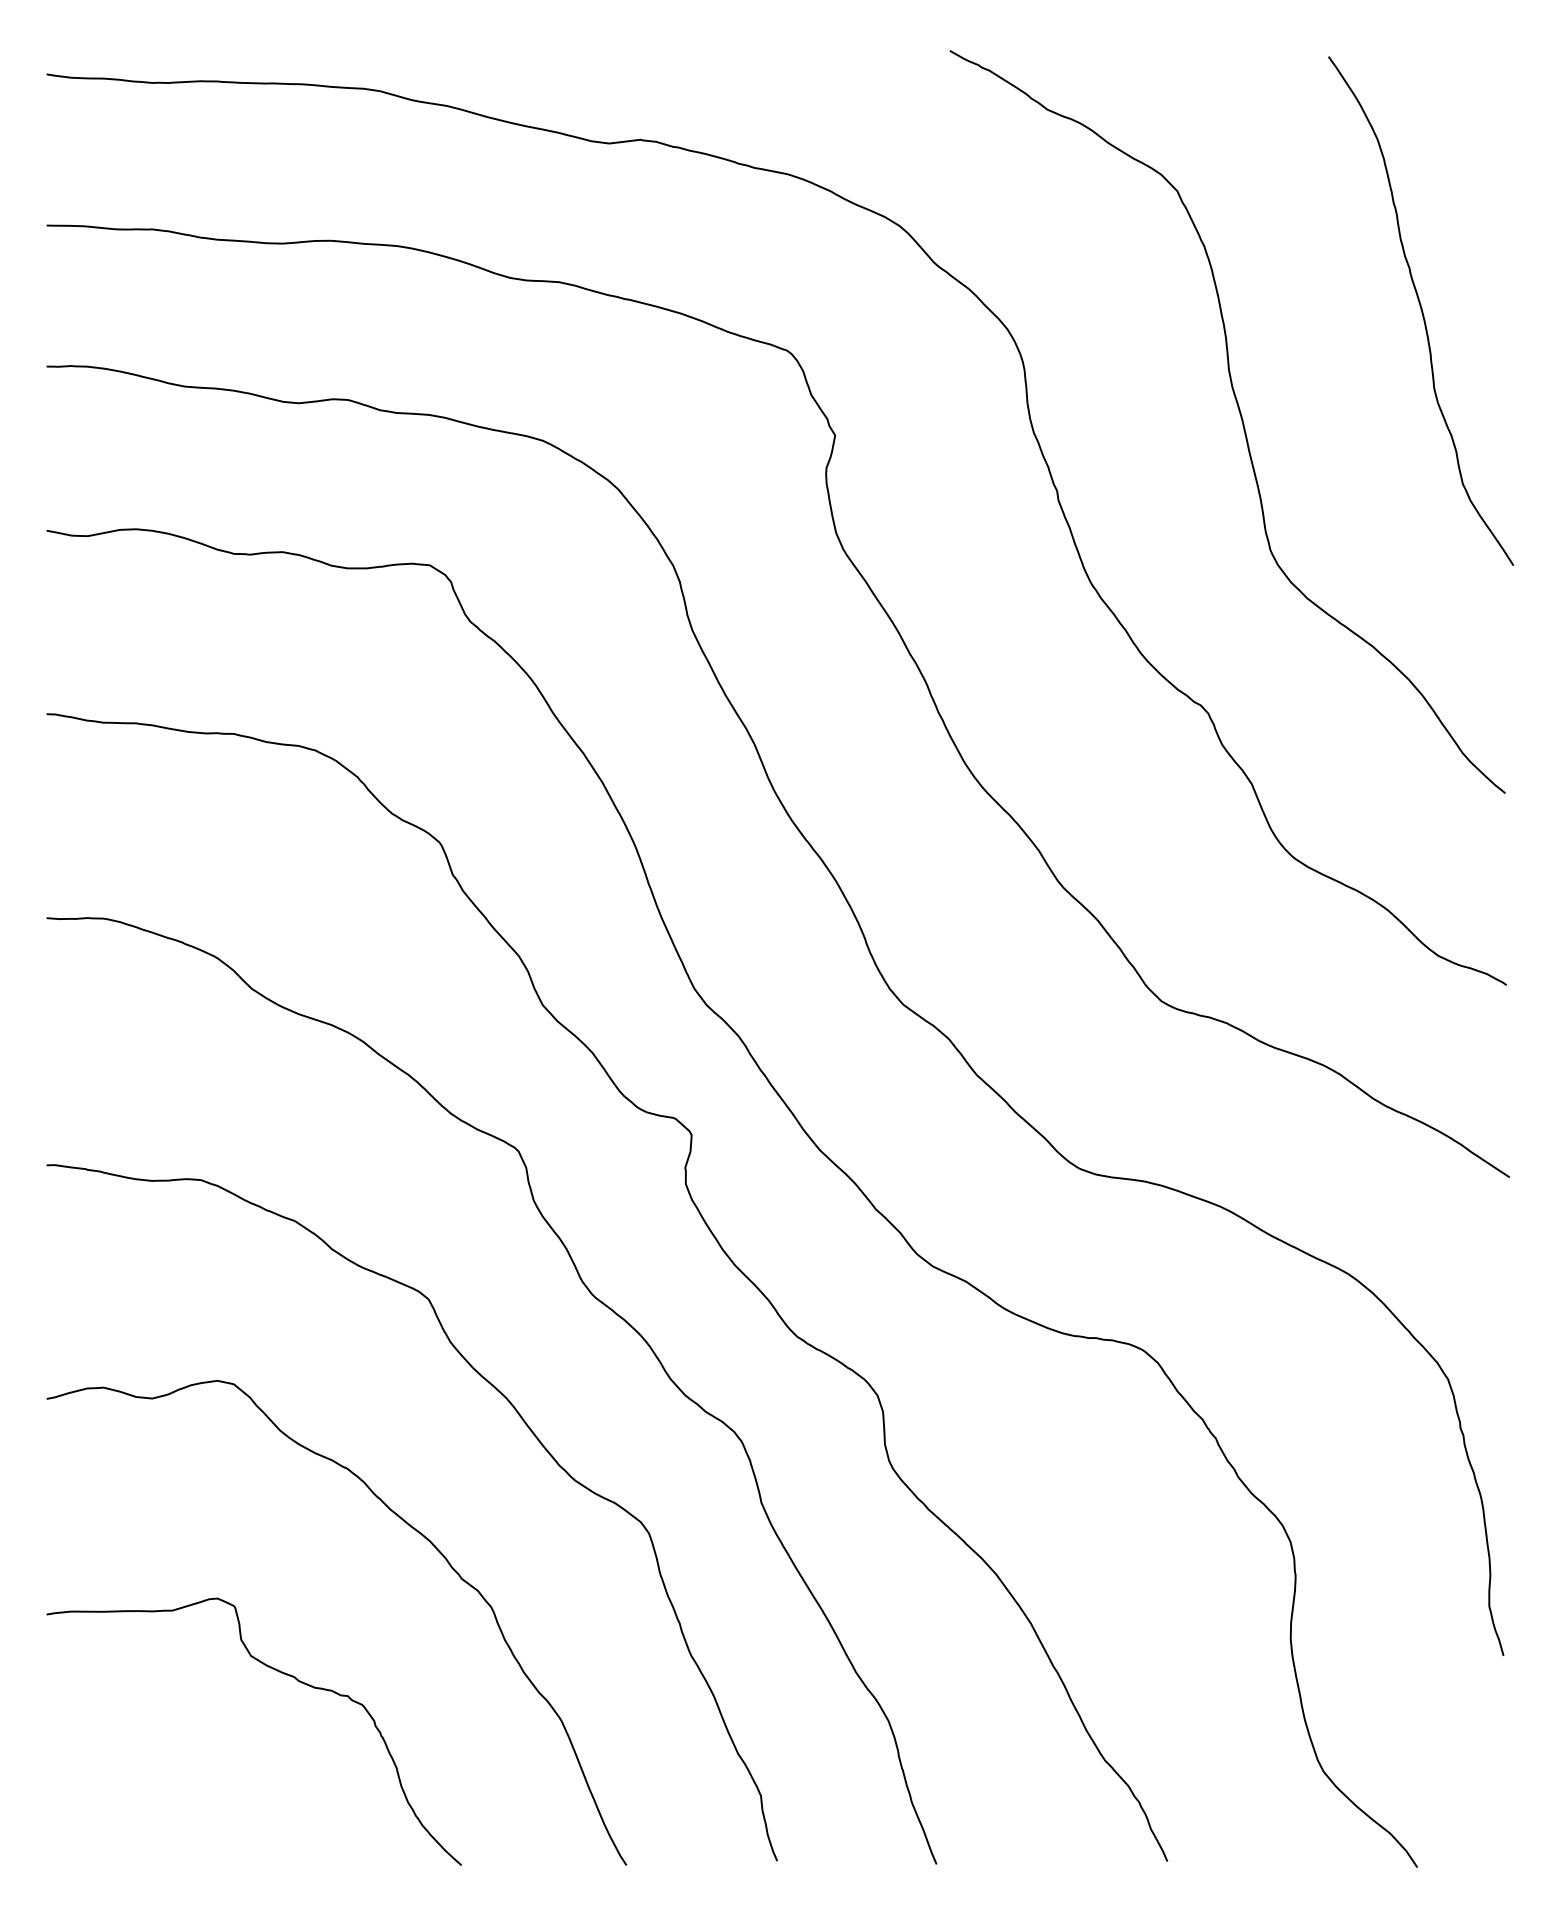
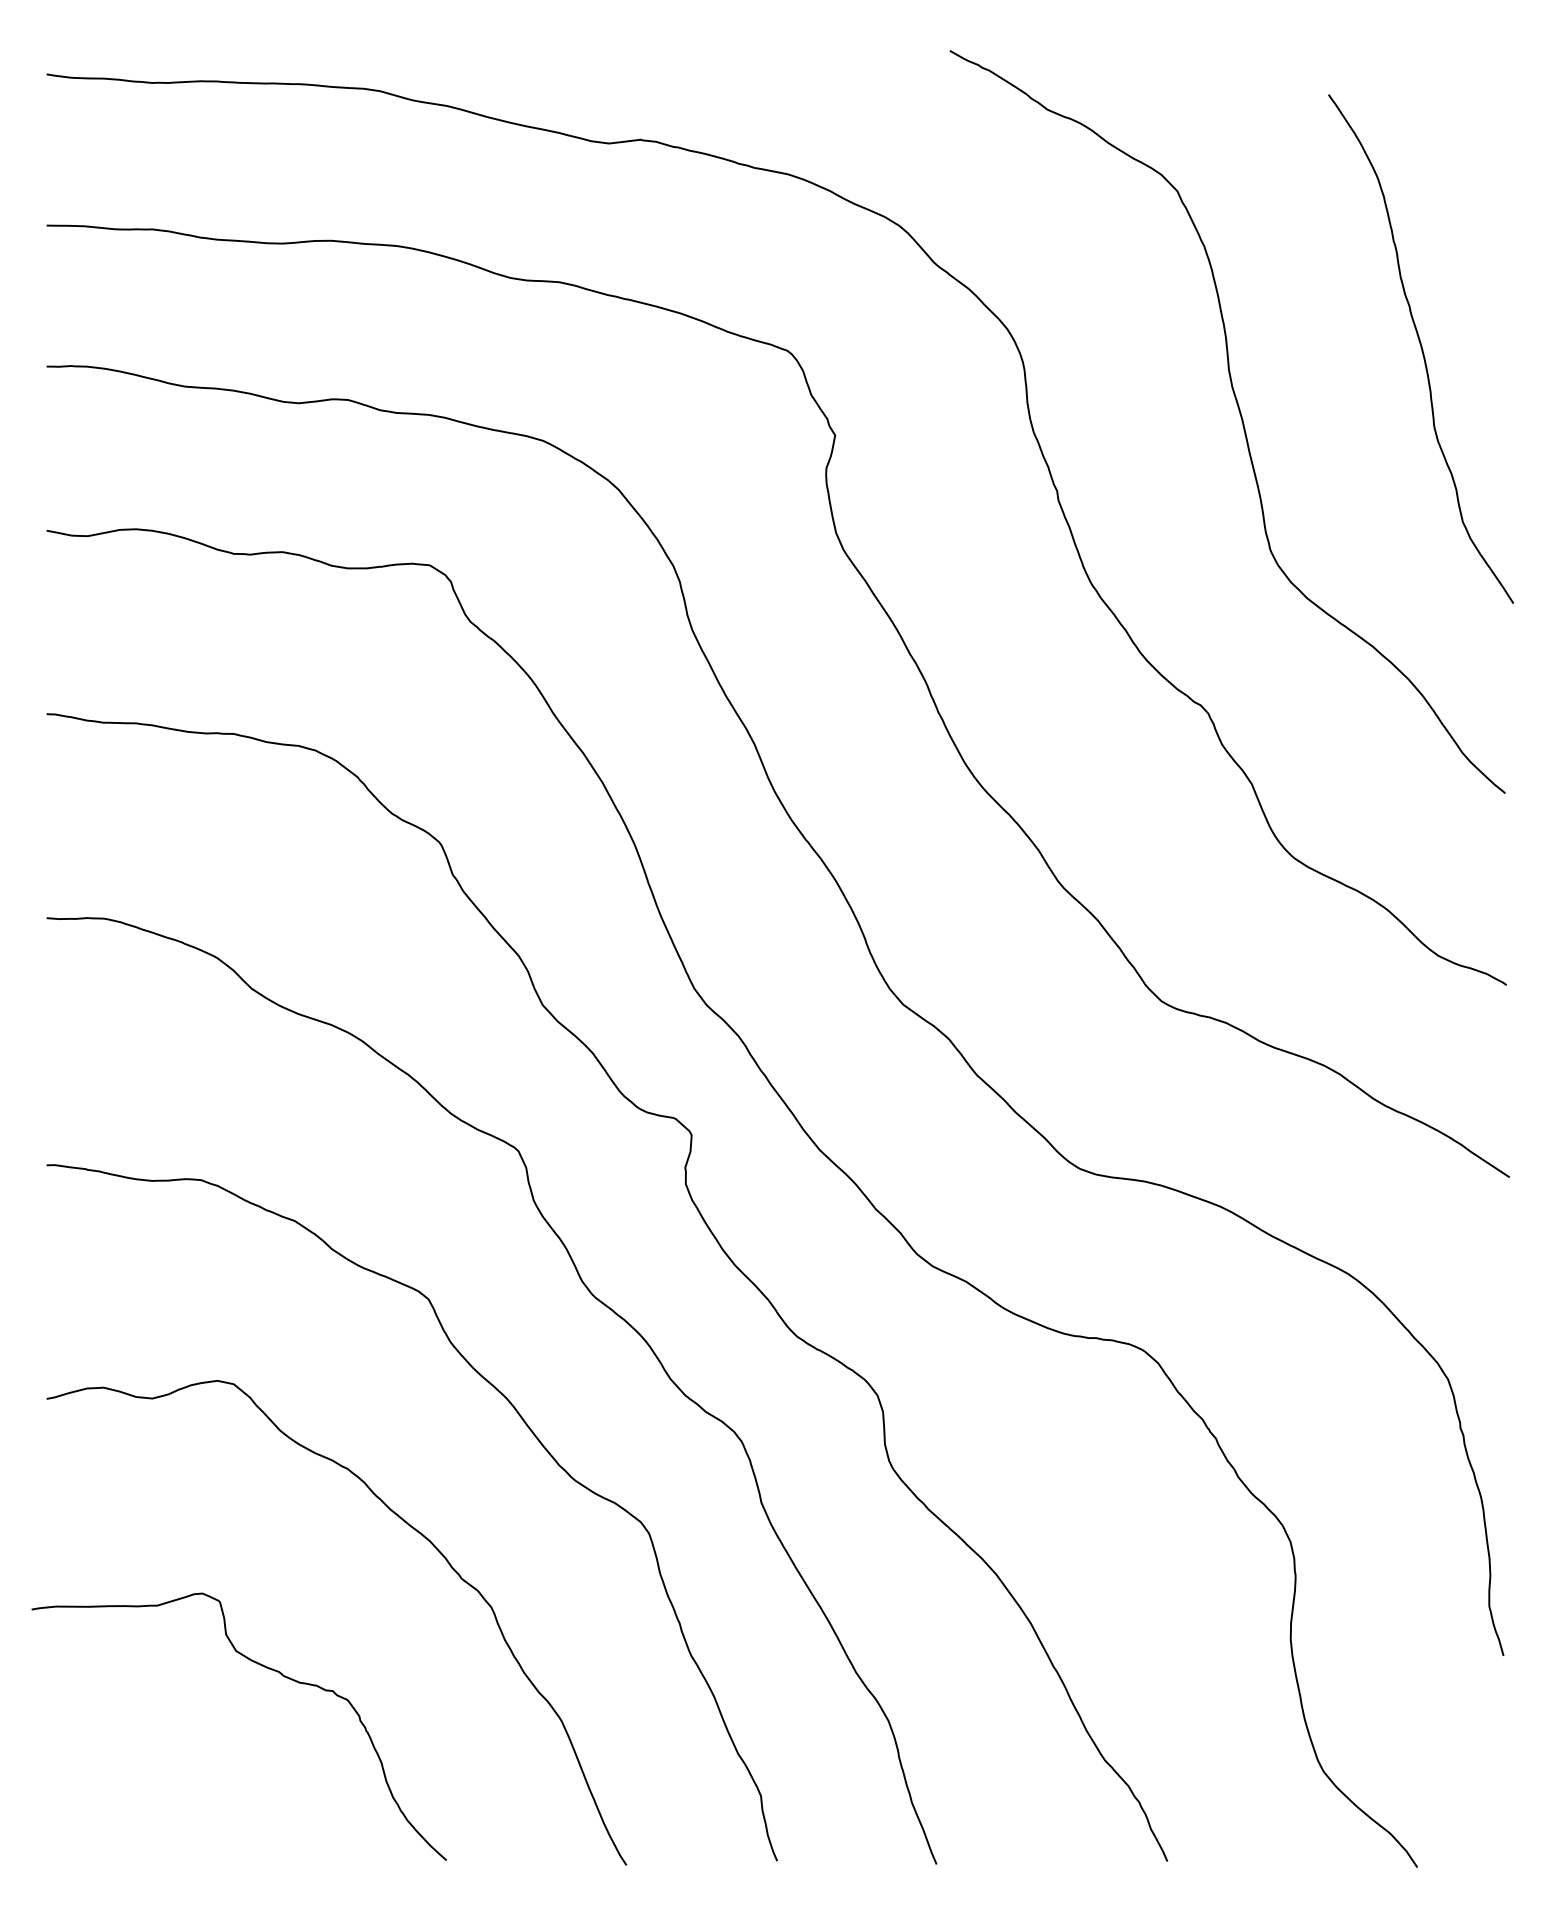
curve position: (1420, 309) -> (1420, 347) (1420, 347)
curve position: (281, 1673) -> (266, 1668) (266, 1668)
